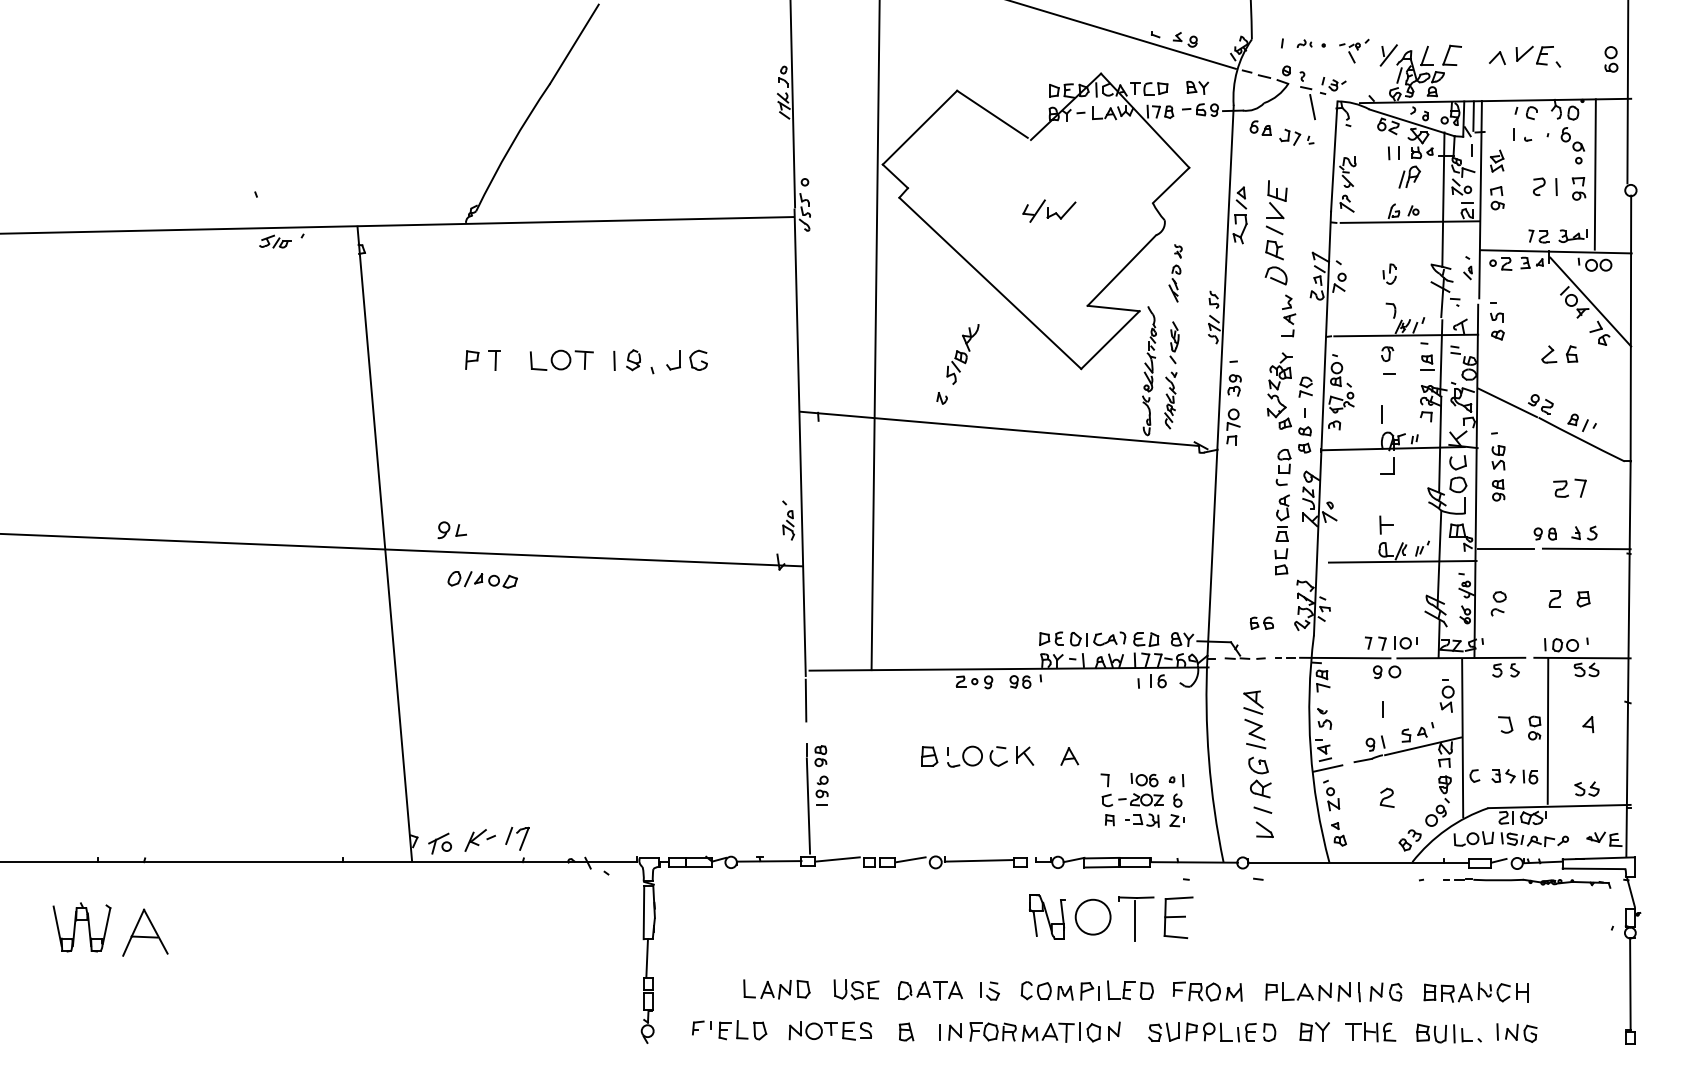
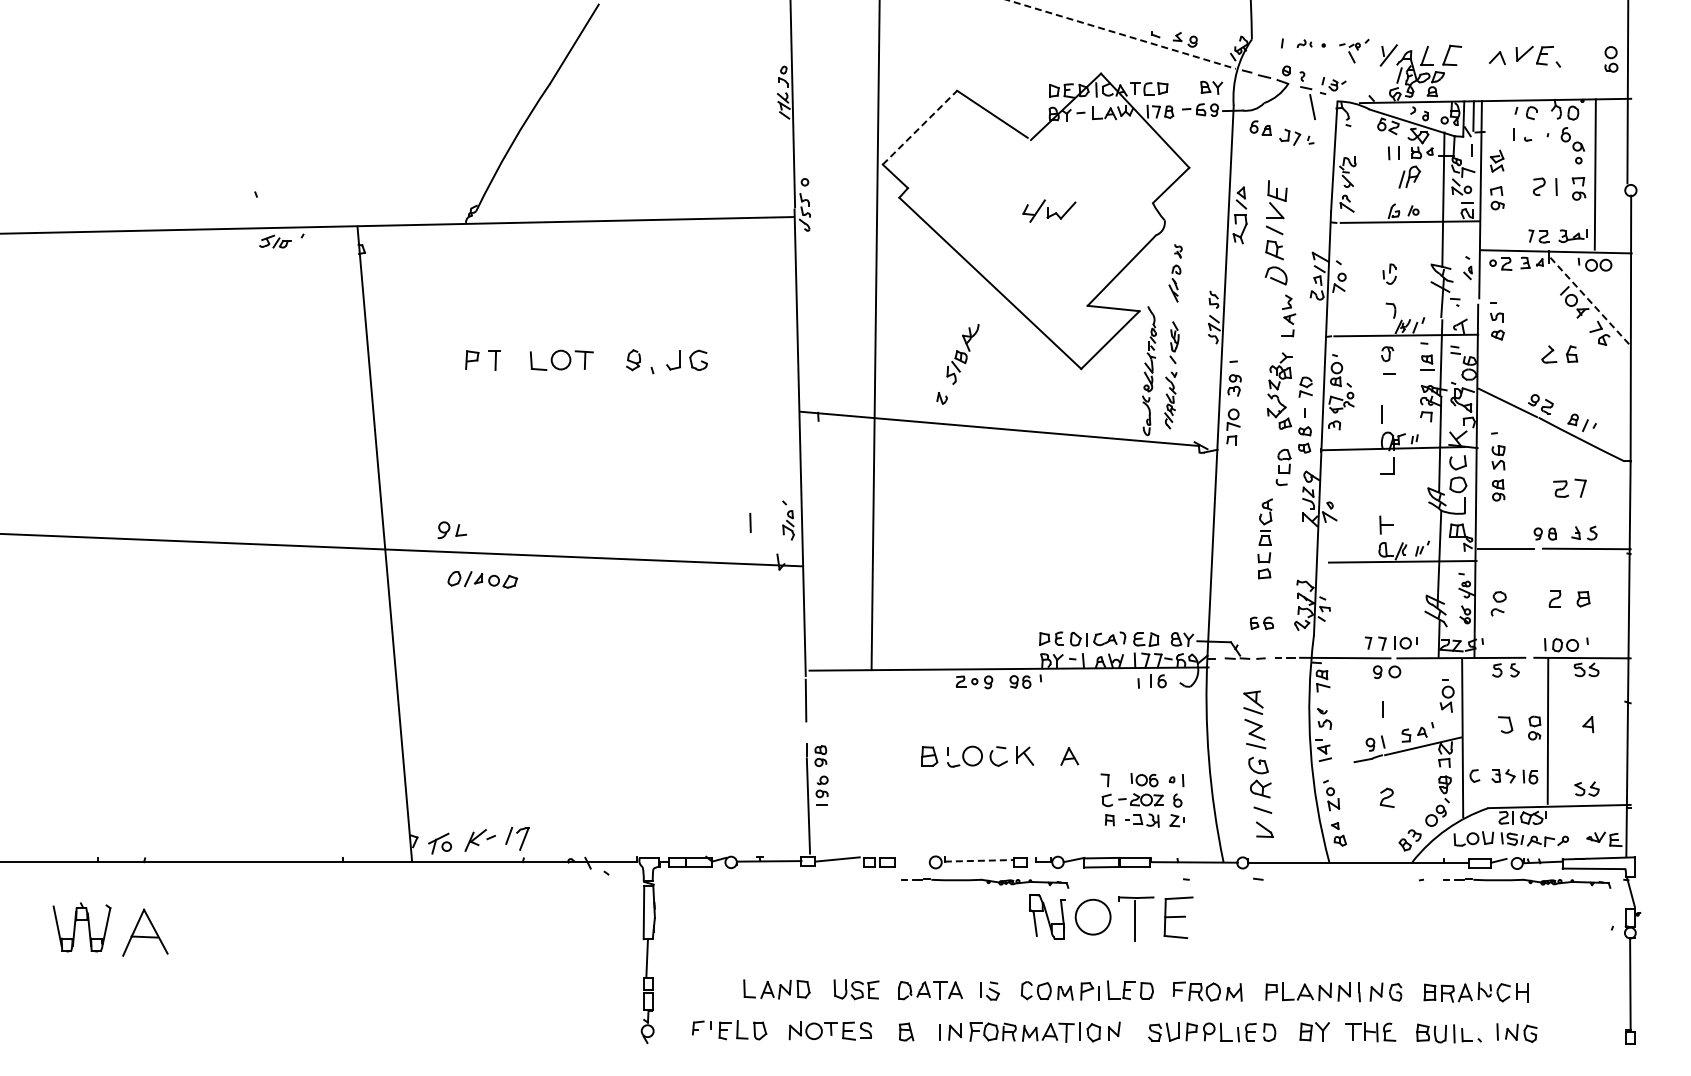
line: solid -> dashed (1121, 34)
part position: (1197, 87) -> (1211, 87) (1211, 87)
line: solid -> dashed (920, 127)
line: solid -> dashed (1591, 302)
line position: (614, 360) -> (750, 522) (750, 522)
part position: (1281, 534) -> (1264, 538) (1264, 538)
line: present -> none (1327, 768)
line: present -> none (910, 859)
line: solid -> dashed (979, 860)
part: none -> present (985, 883)
